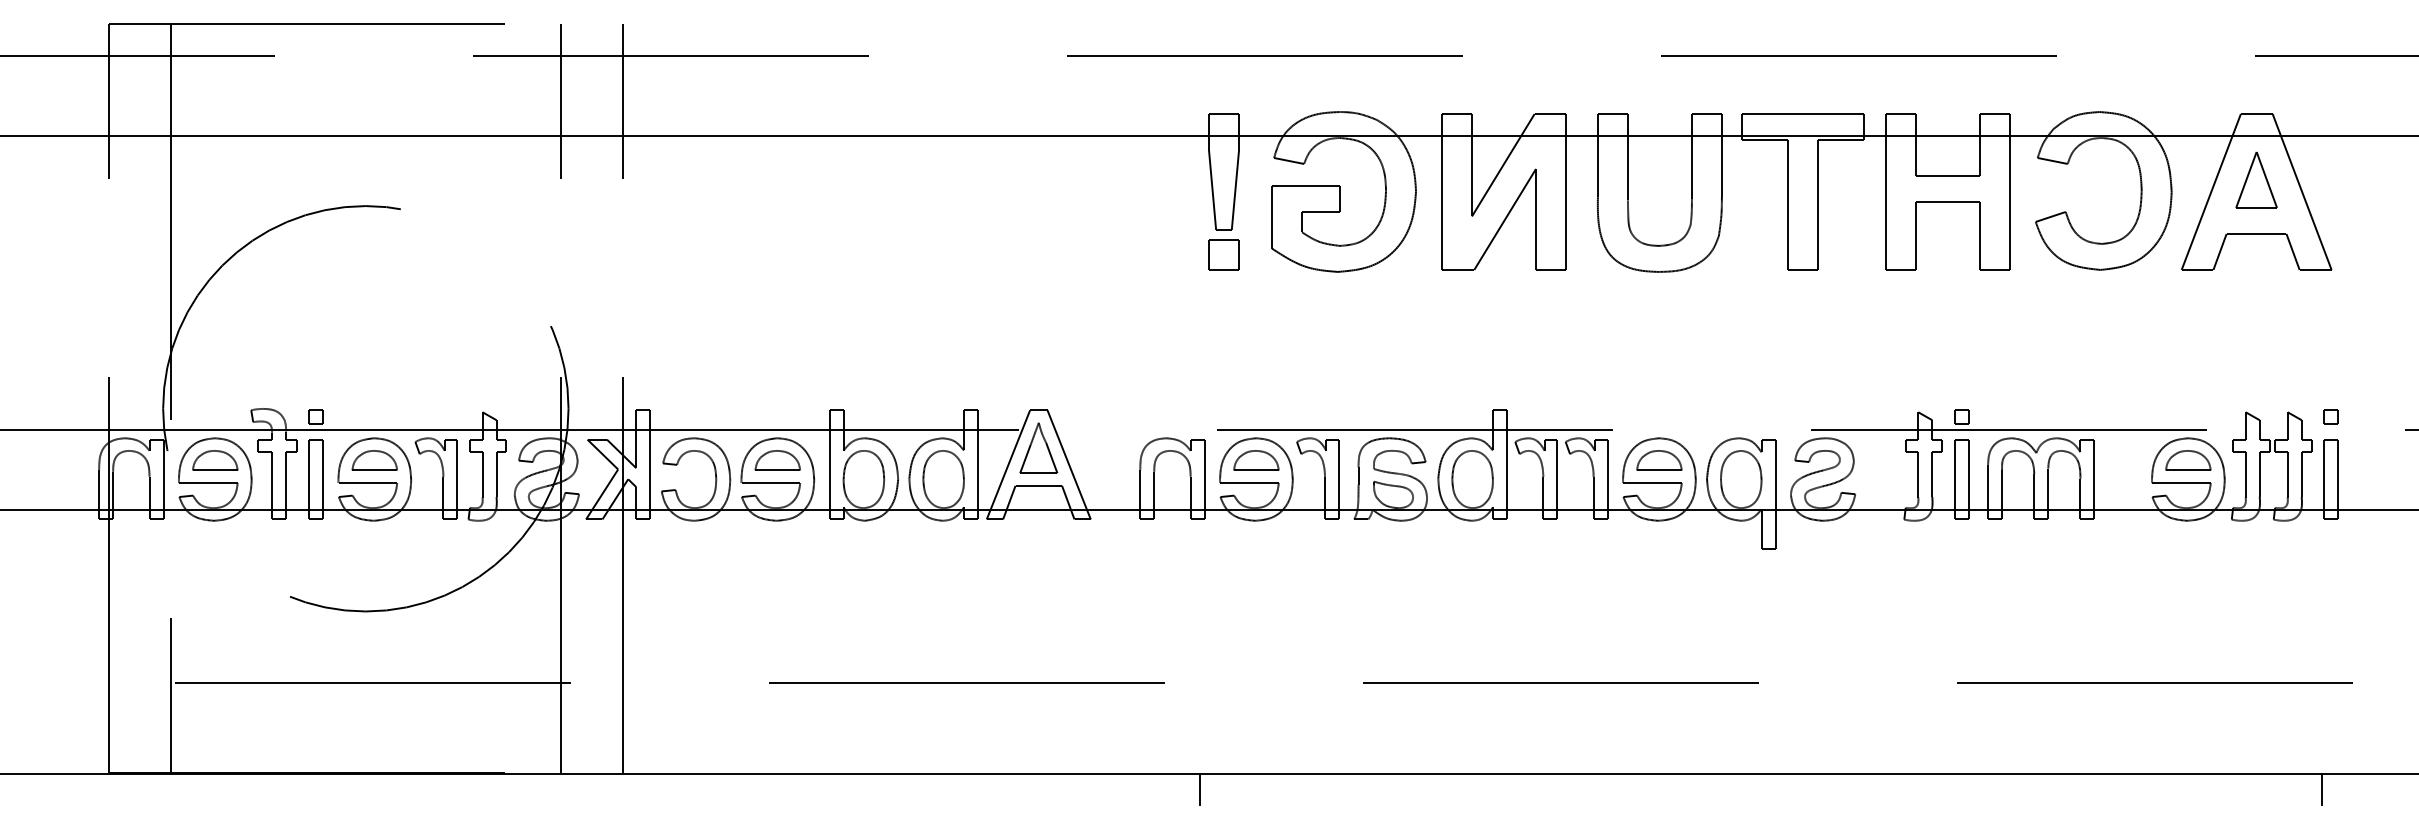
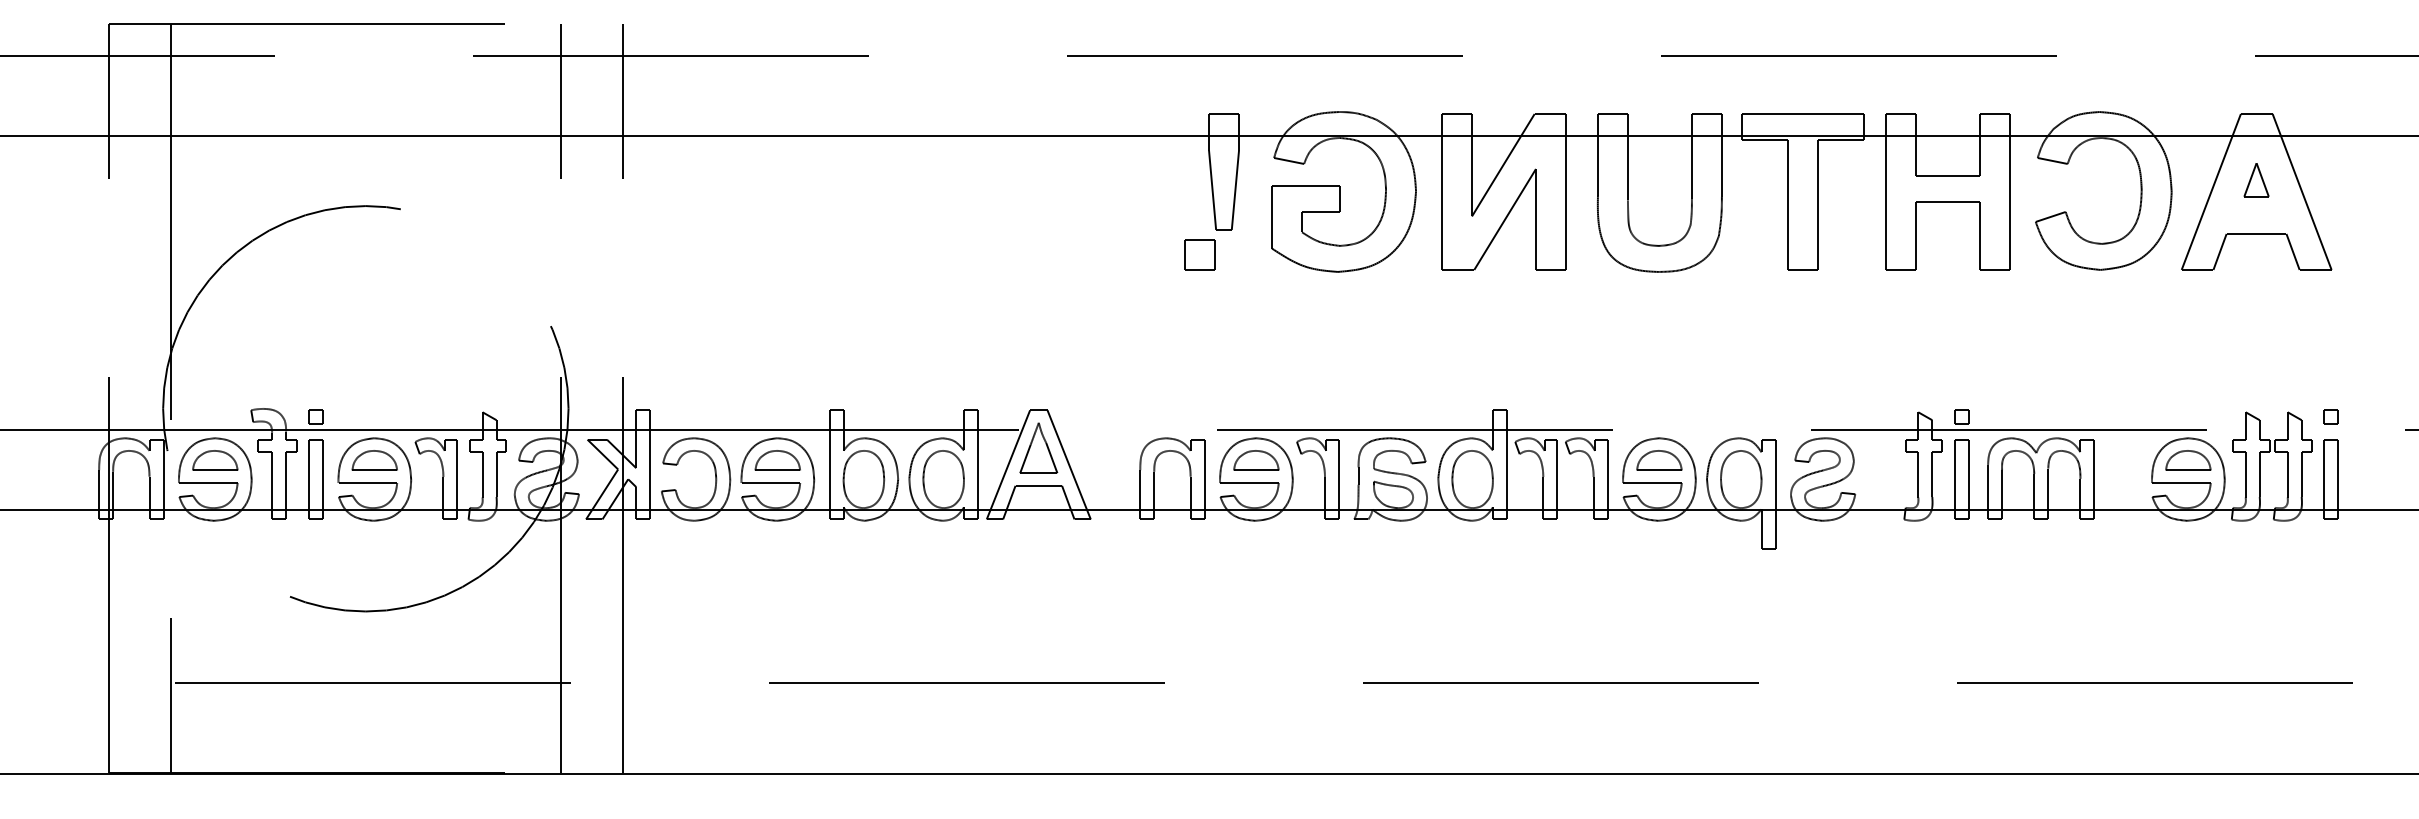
part size: 43x58 px -> 27x35 px (2256, 180)
part position: (1223, 254) -> (1199, 254) (1199, 254)
line: present -> none (1199, 788)
line: present -> none (2322, 788)
